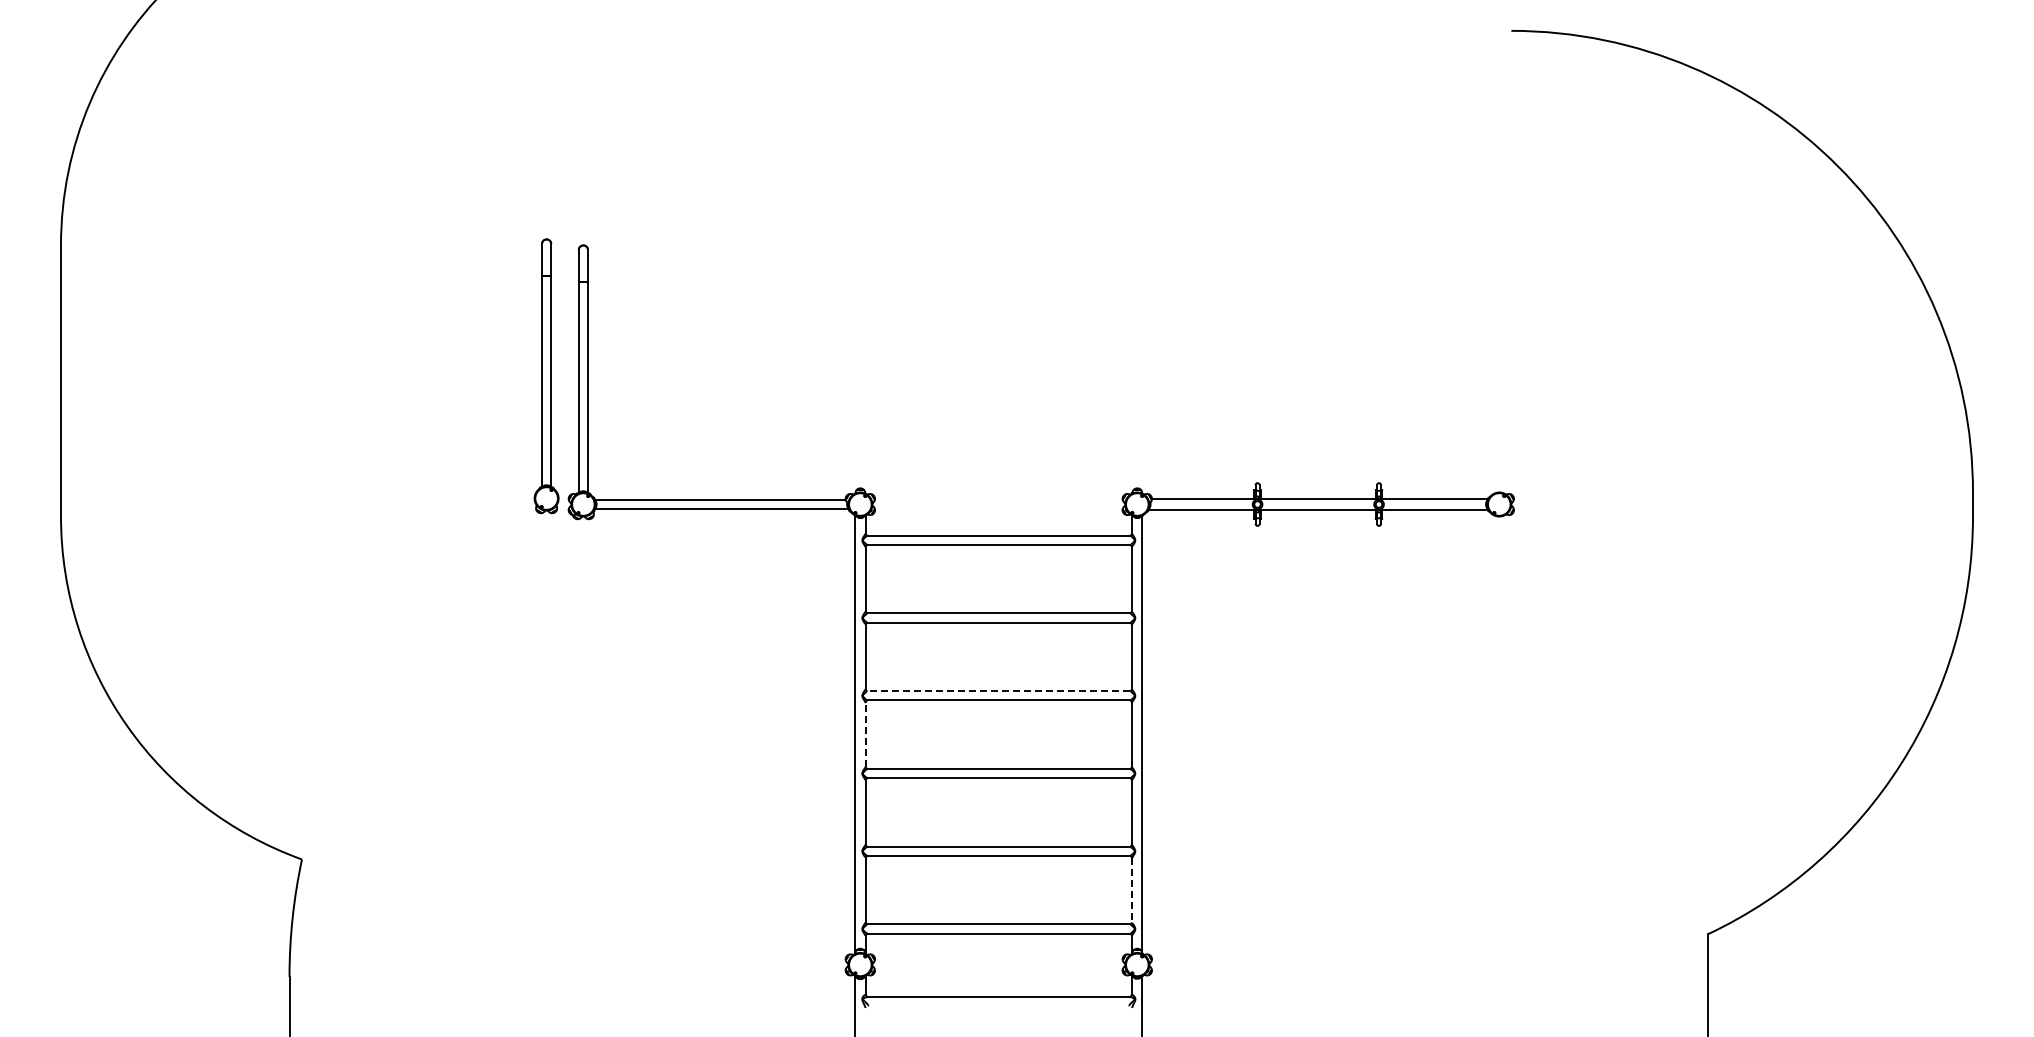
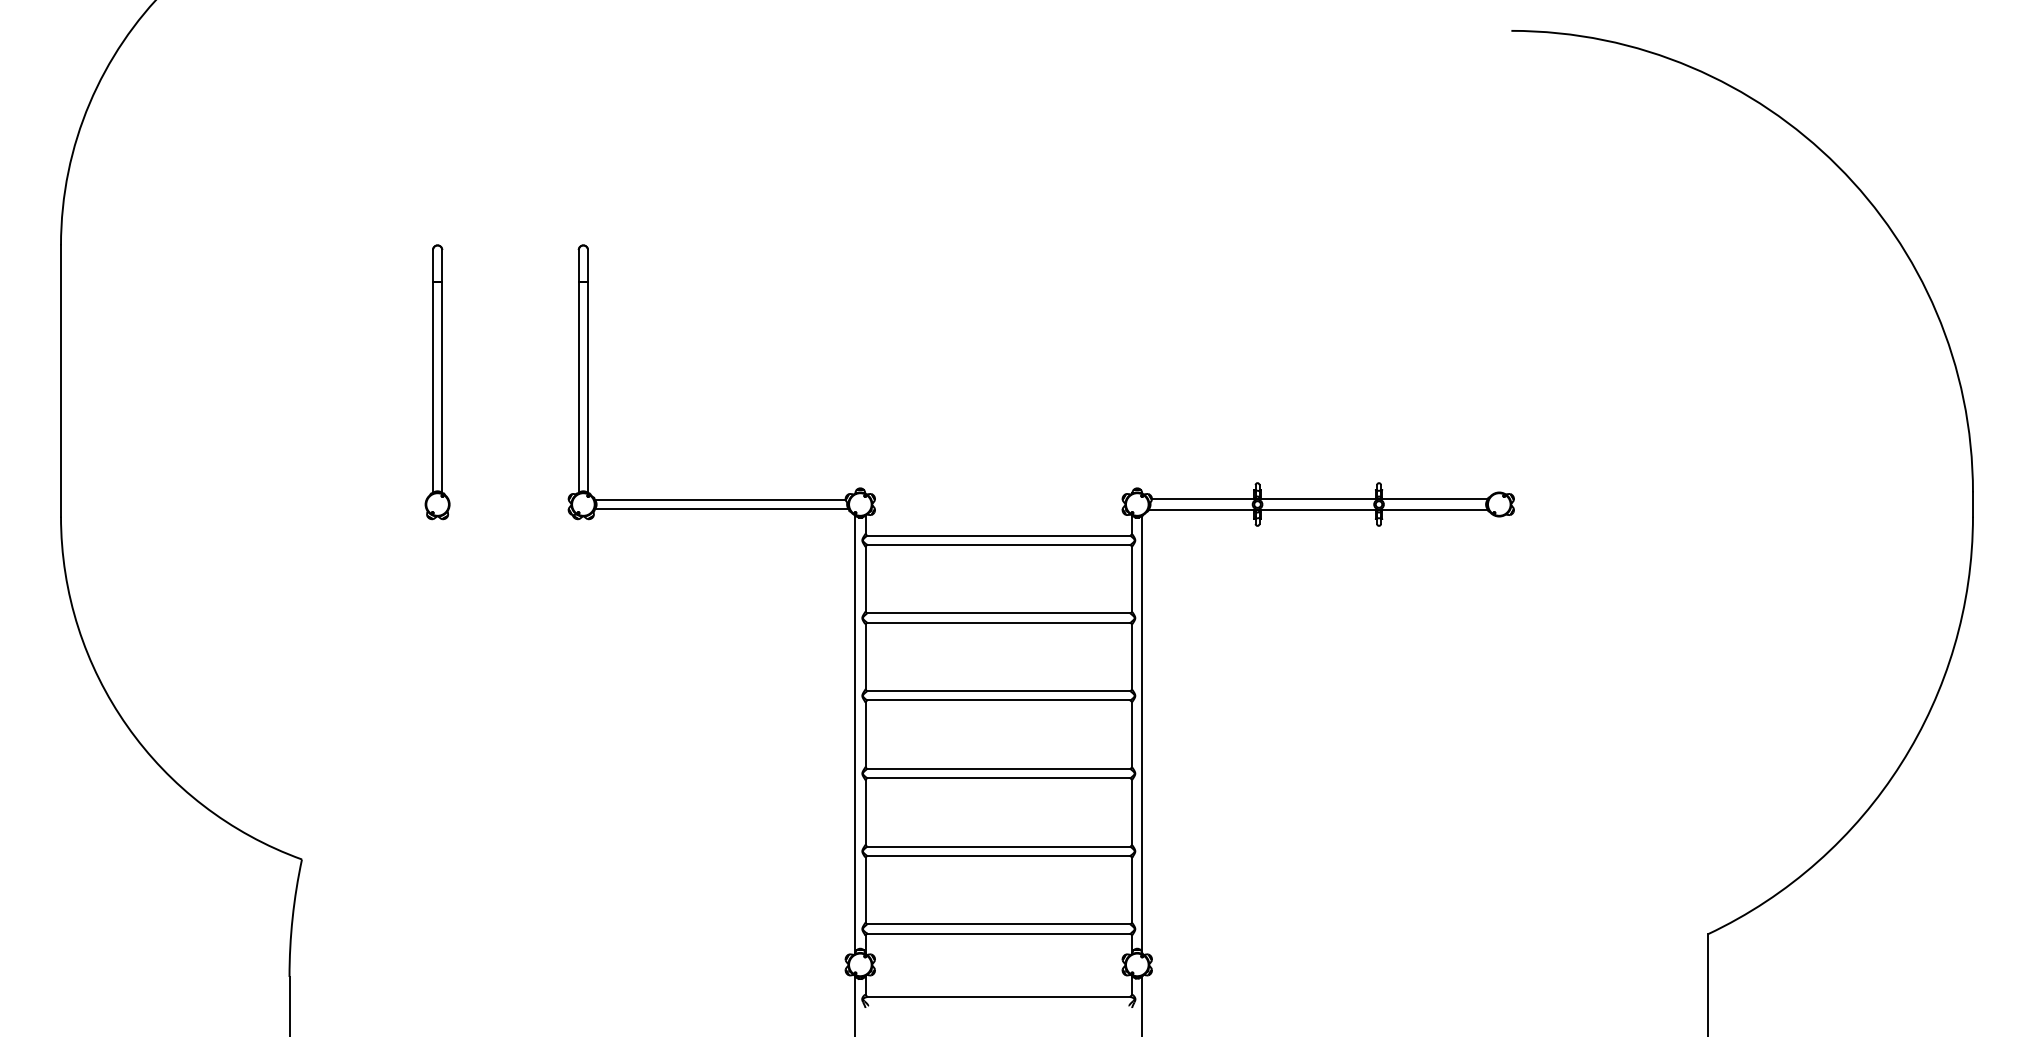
part position: (546, 376) -> (437, 382) (437, 382)
line: dashed -> solid (998, 691)
line: dashed -> solid (865, 734)
line: dashed -> solid (1132, 890)
